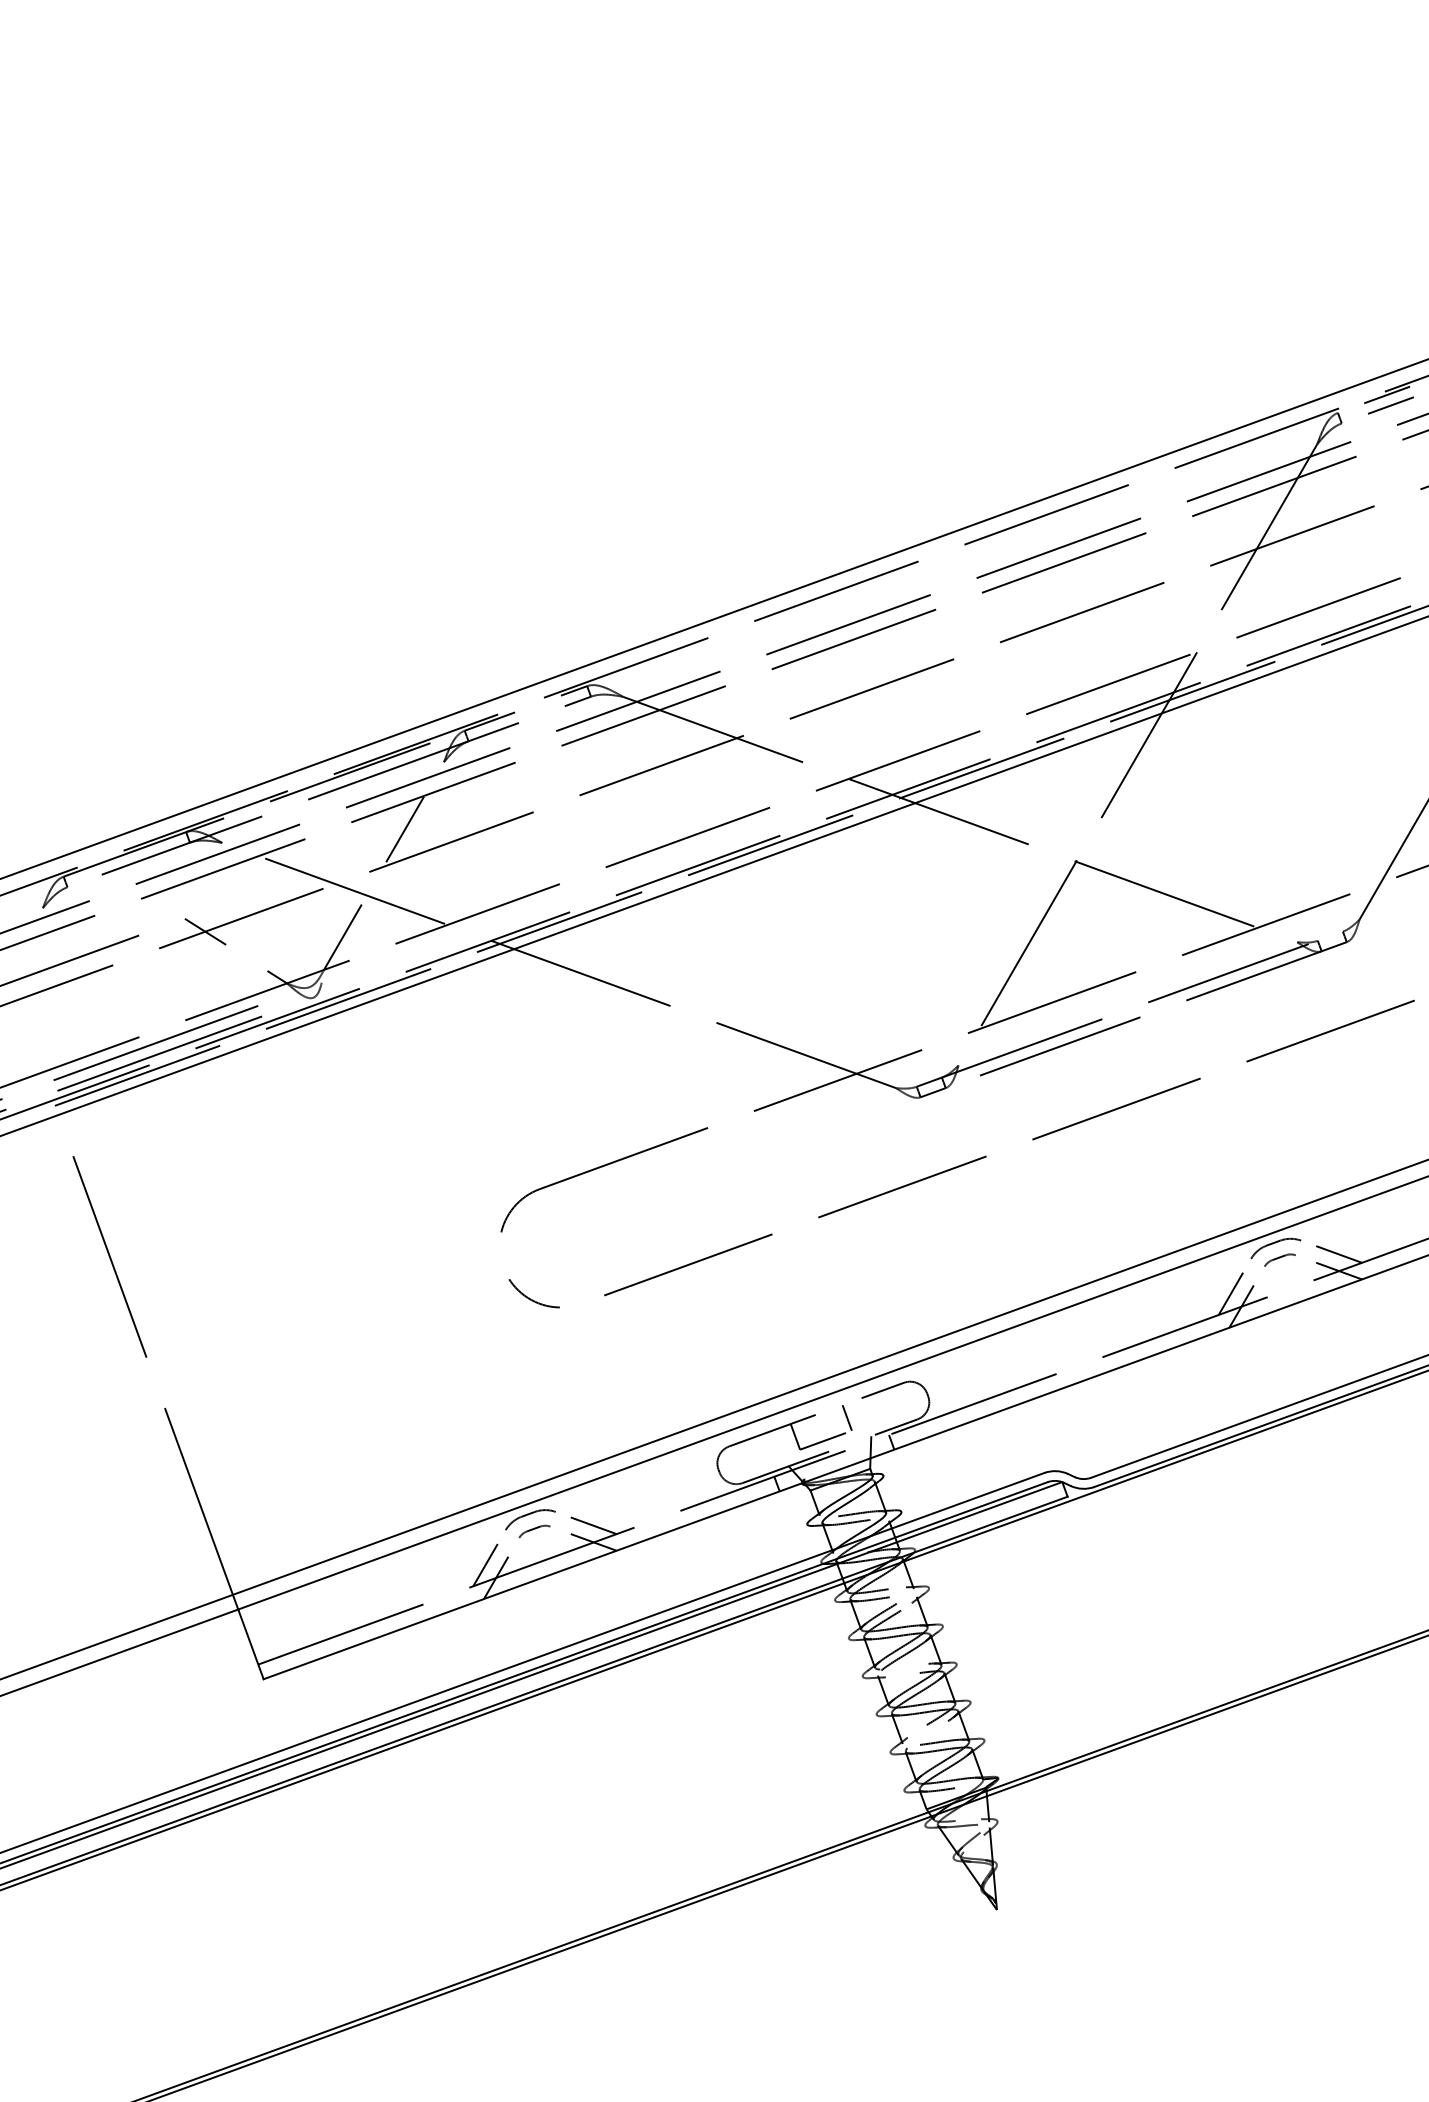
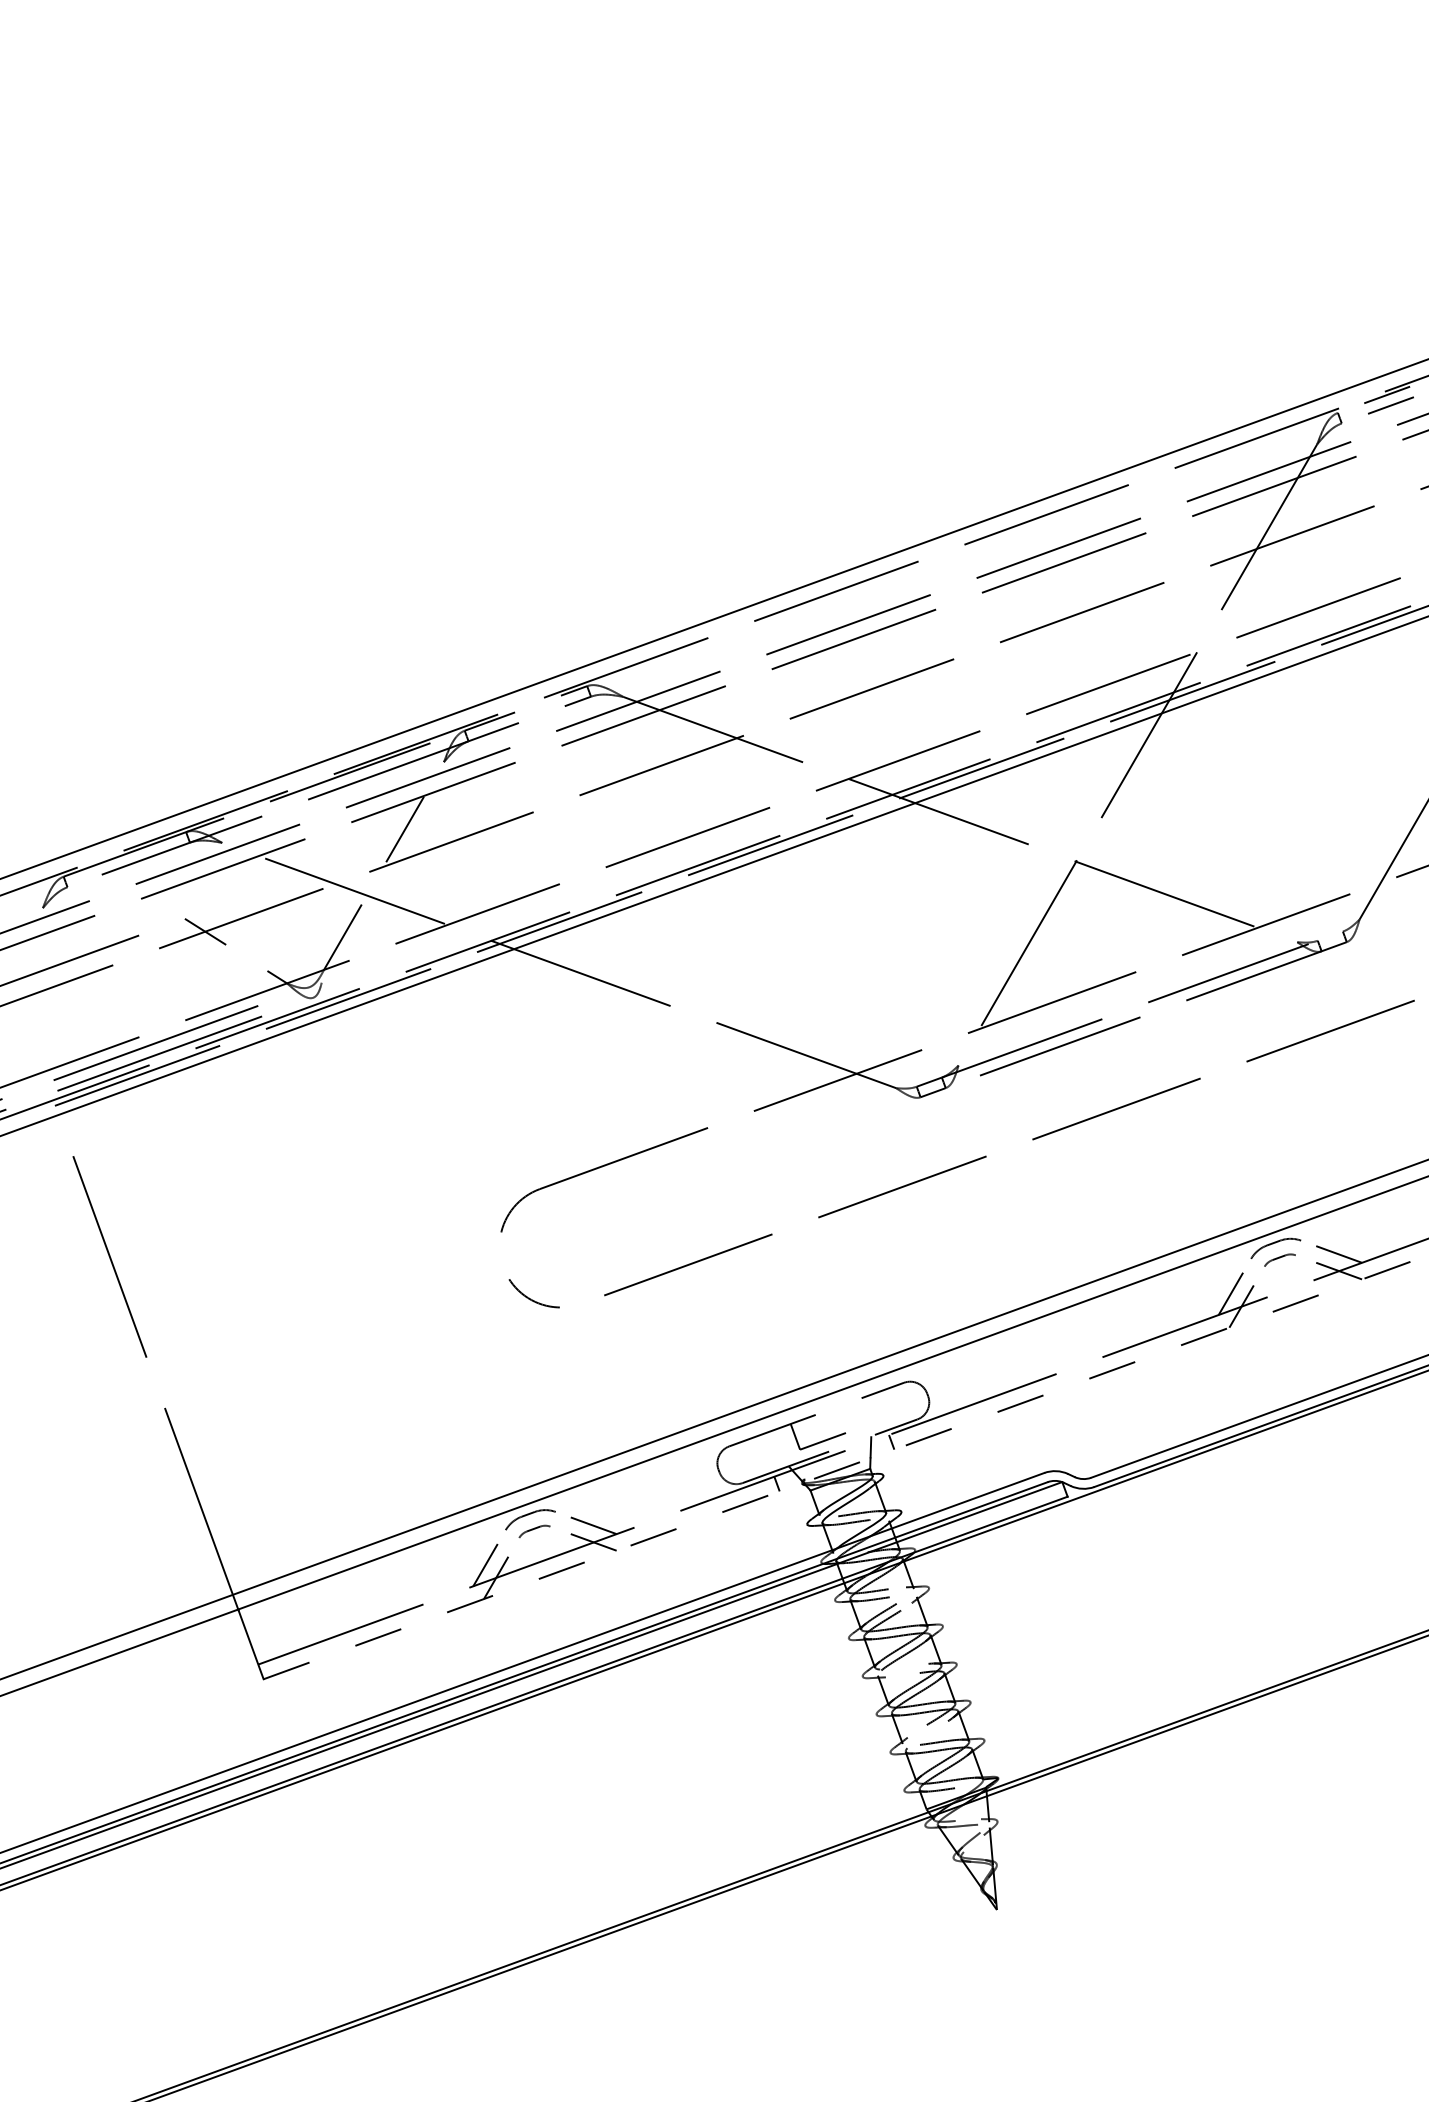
line: present -> none (846, 1417)
line: solid -> dashed (846, 1467)
